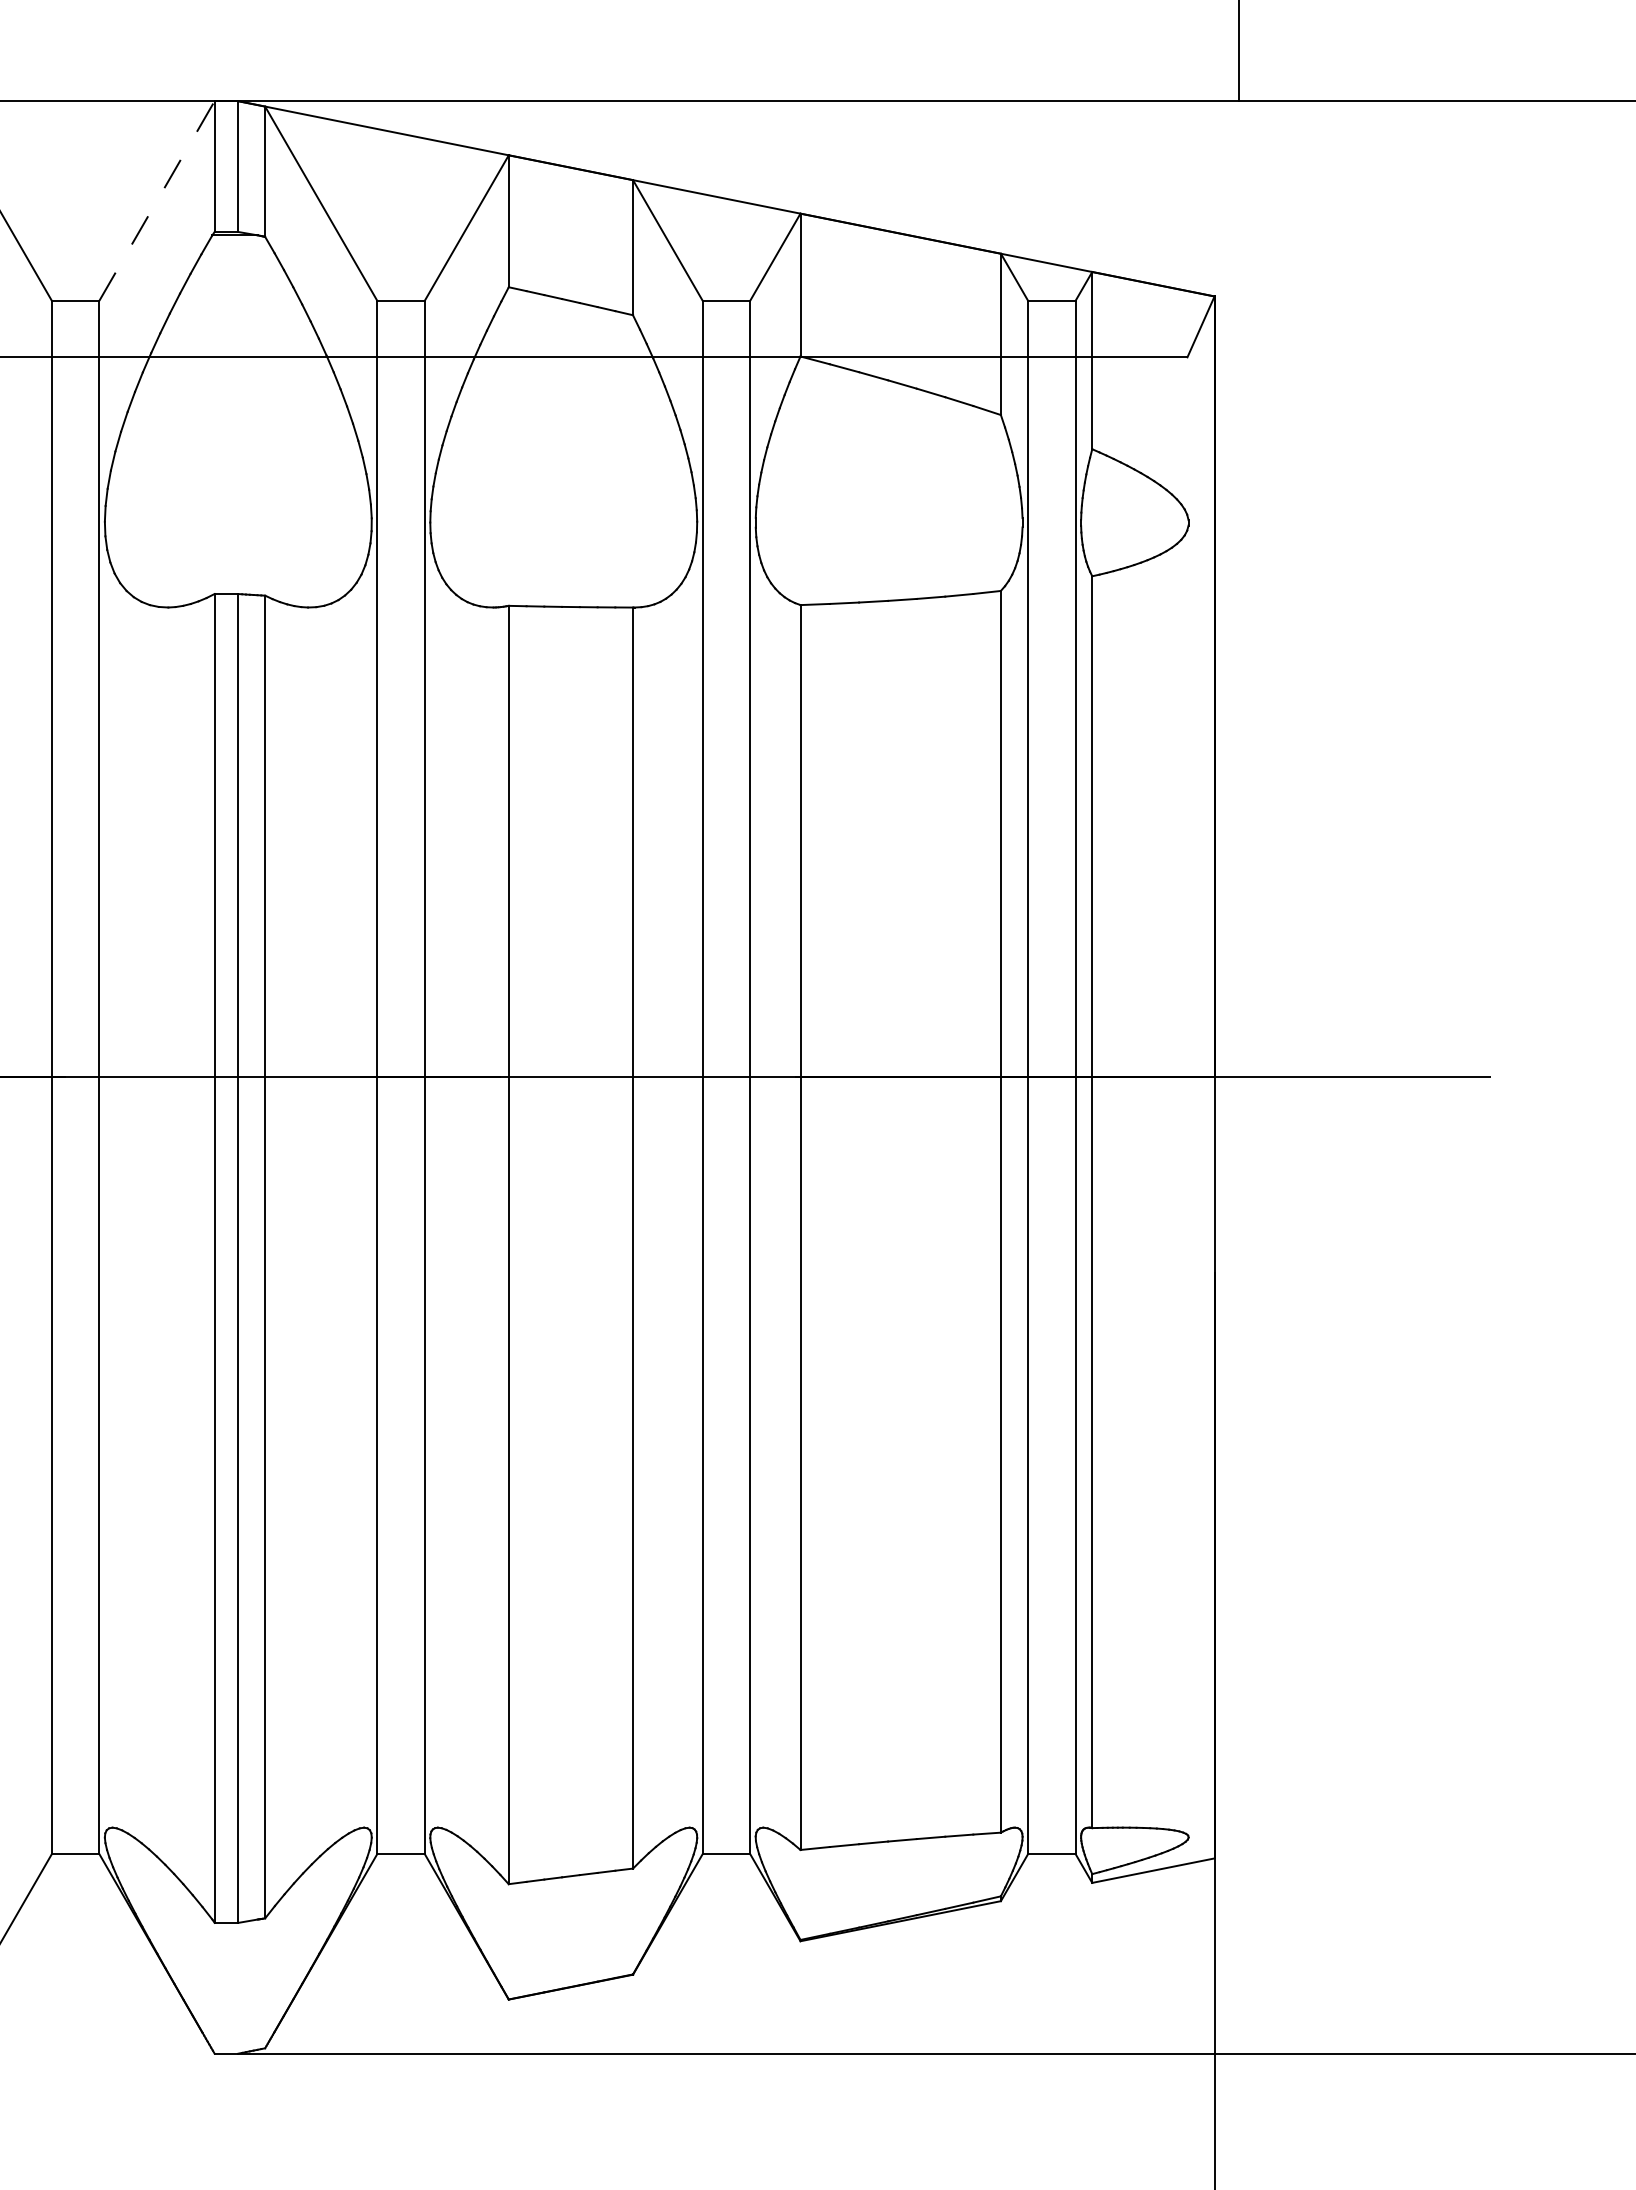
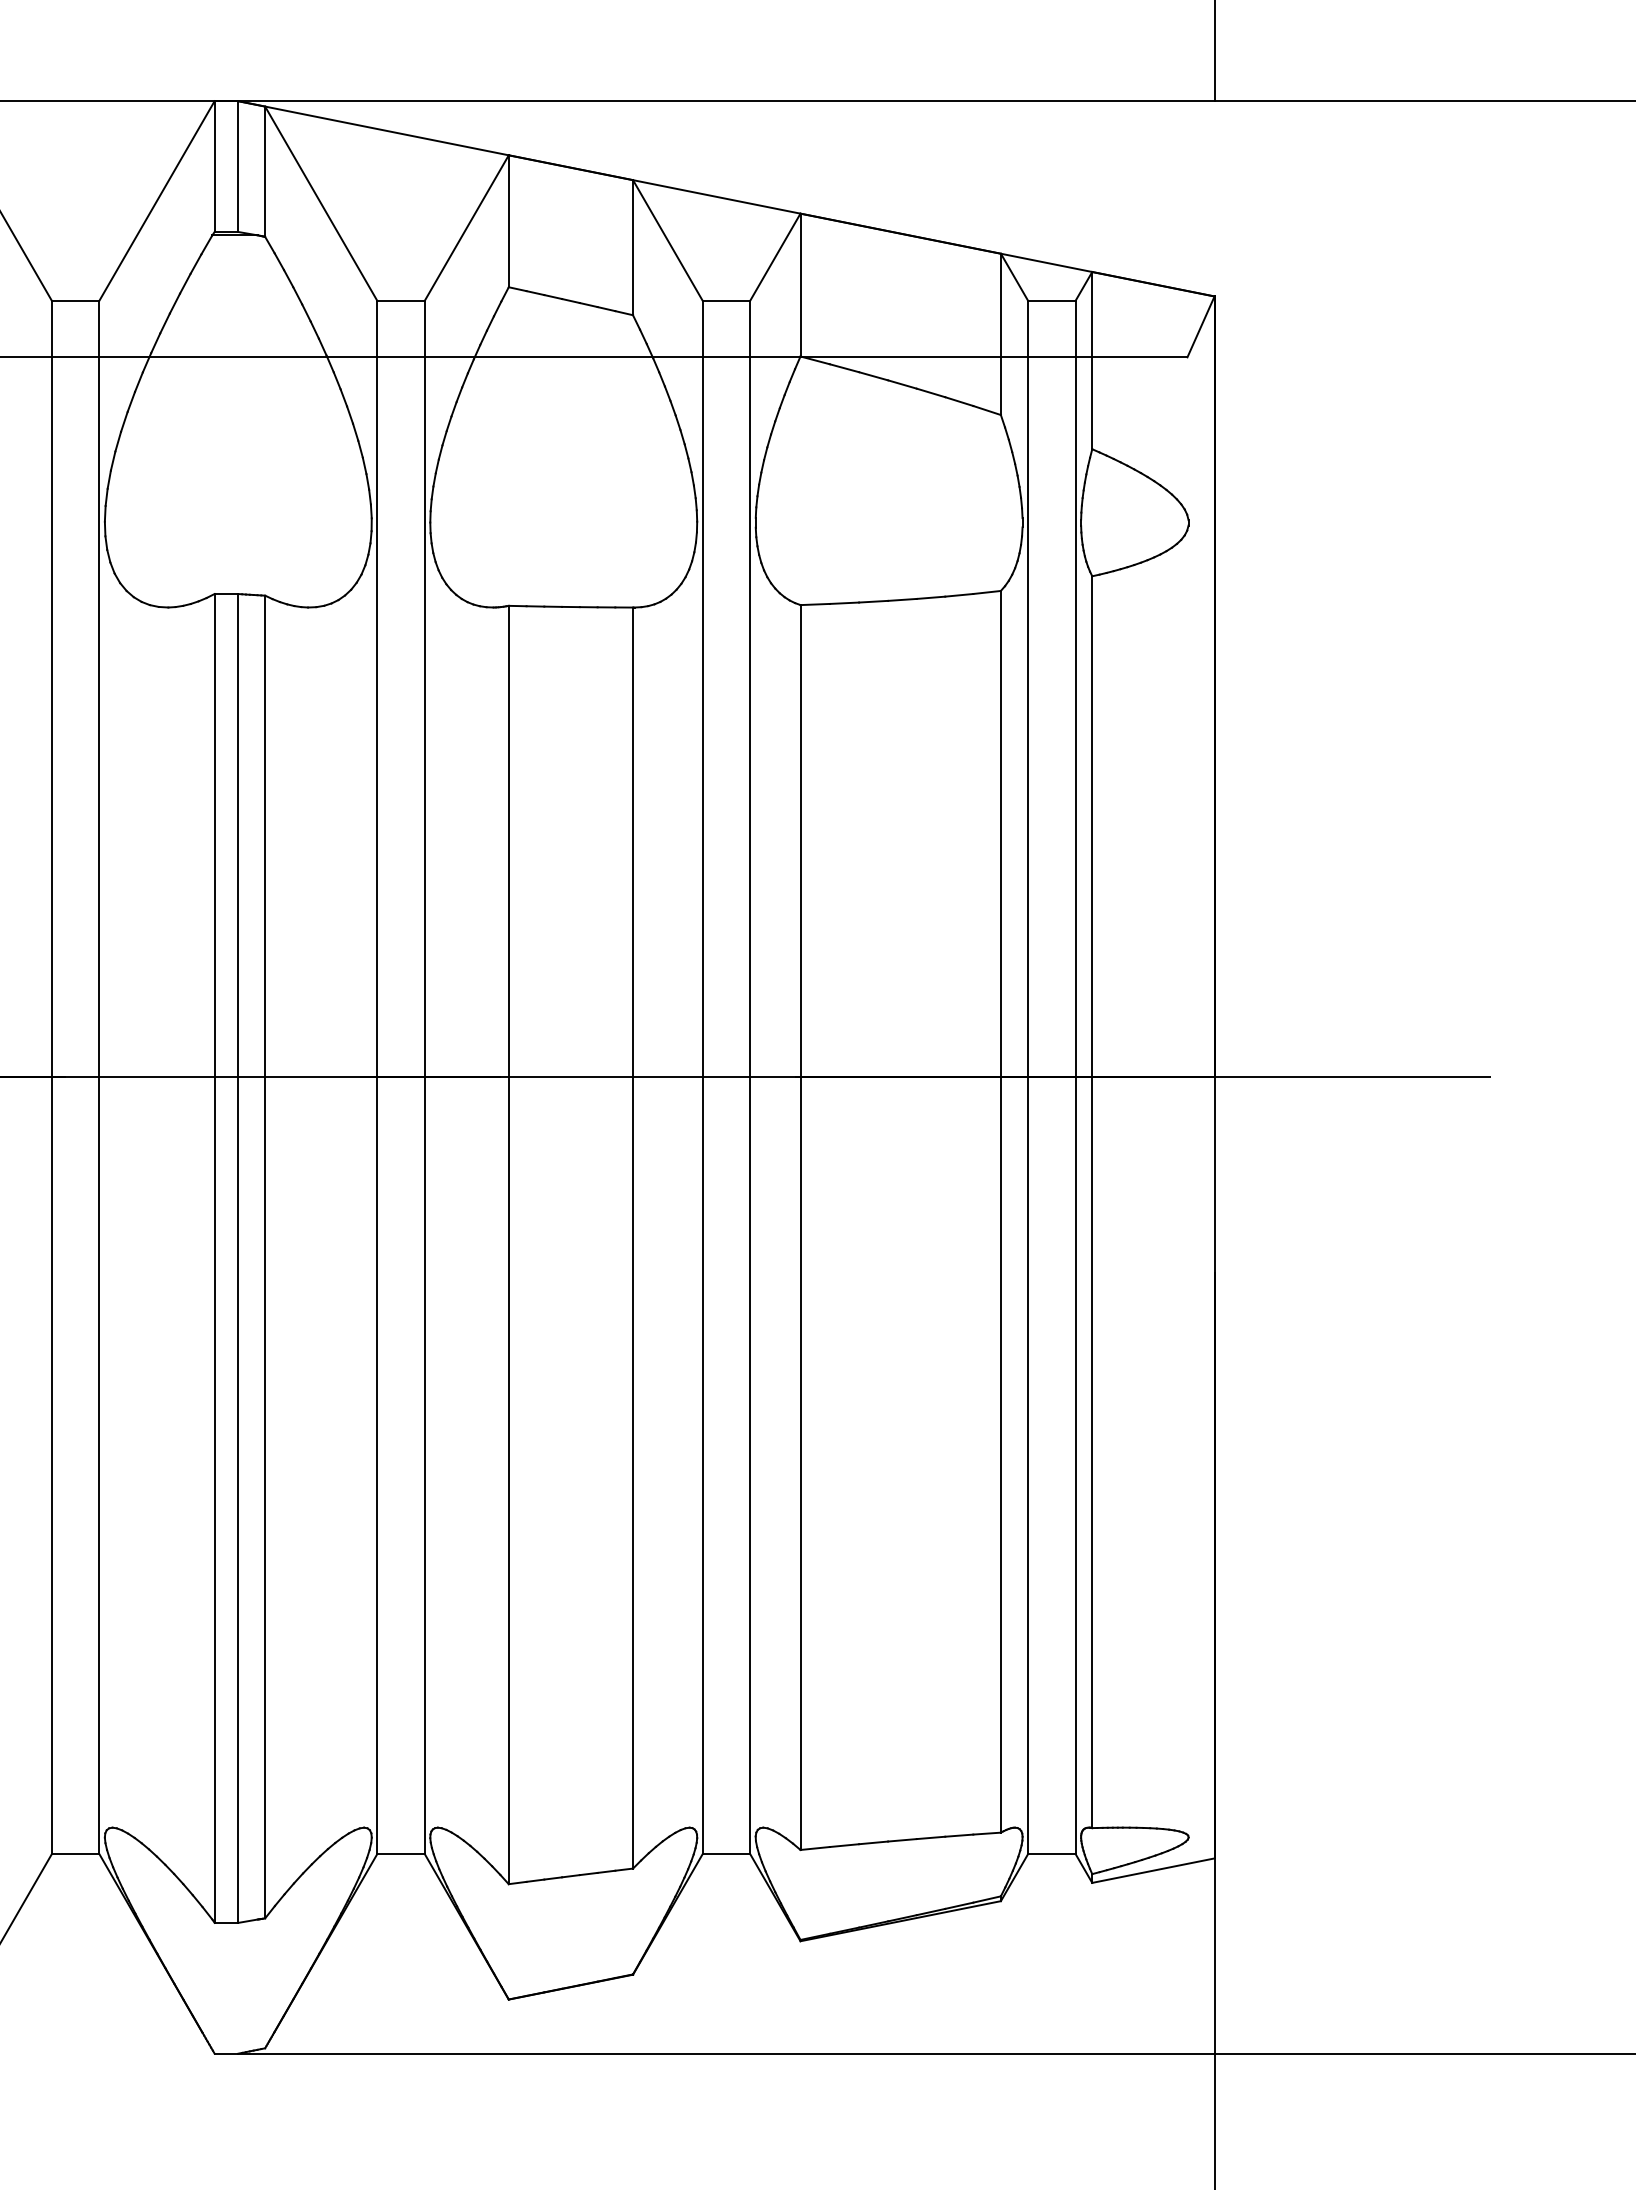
line position: (1238, 51) -> (1214, 51) (1214, 51)
line: dashed -> solid (157, 200)
